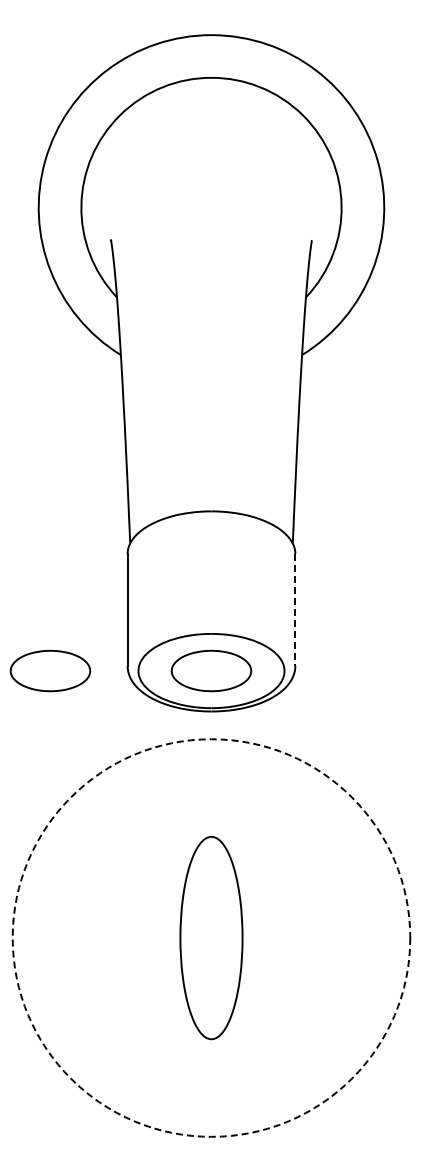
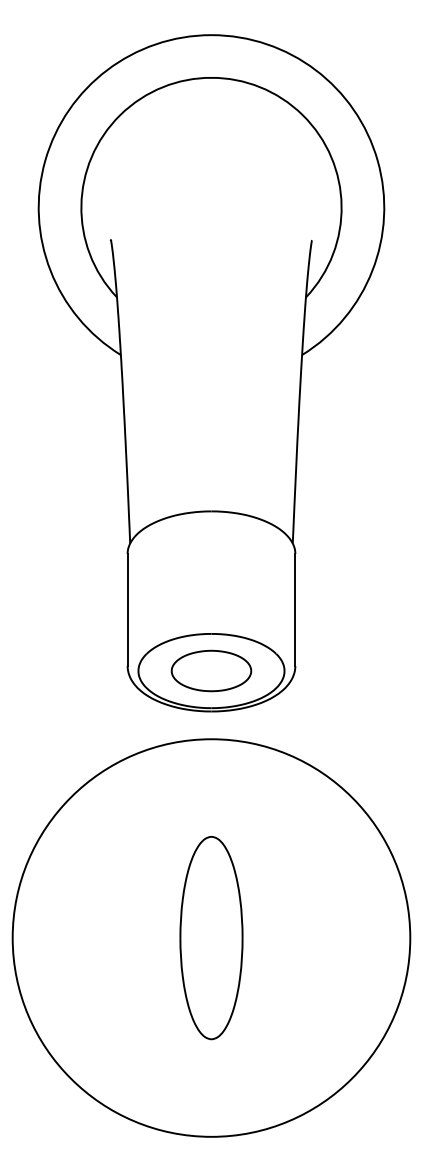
line: dashed -> solid (295, 610)
part: present -> none (50, 670)
circle: dashed -> solid (211, 937)
